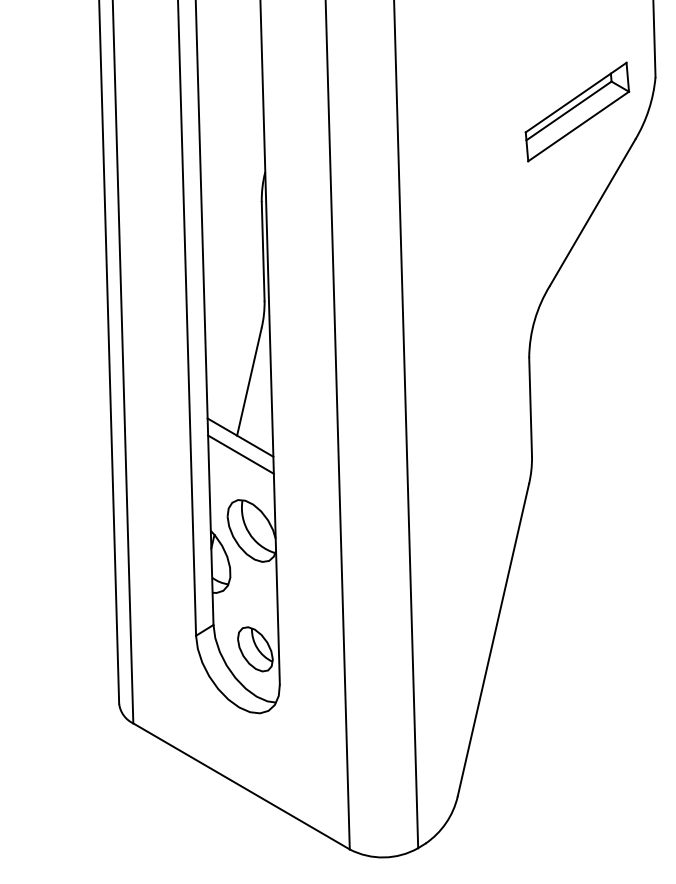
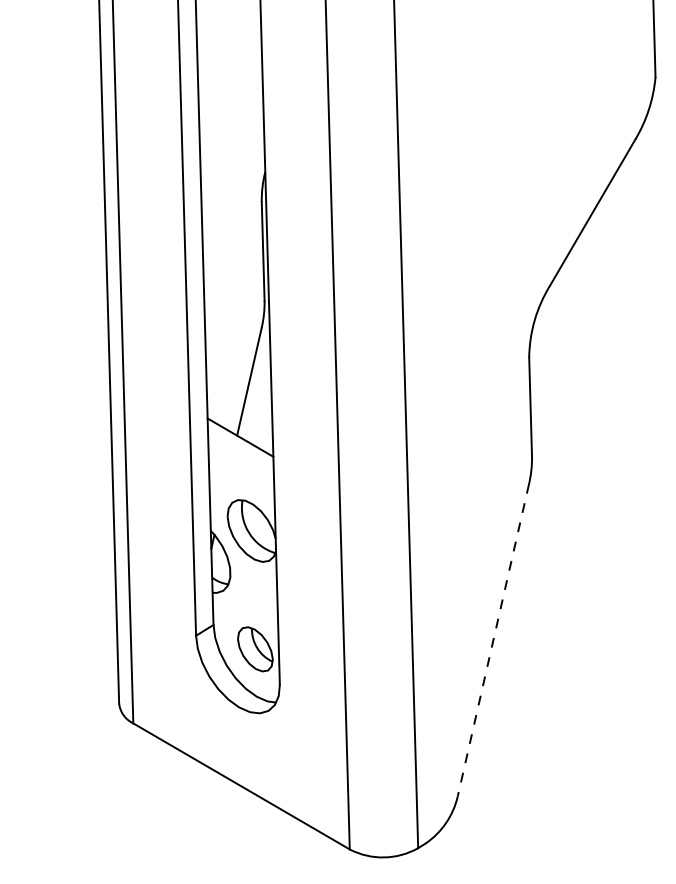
part: present -> none (577, 111)
line: present -> none (240, 454)
line: solid -> dashed (493, 640)
